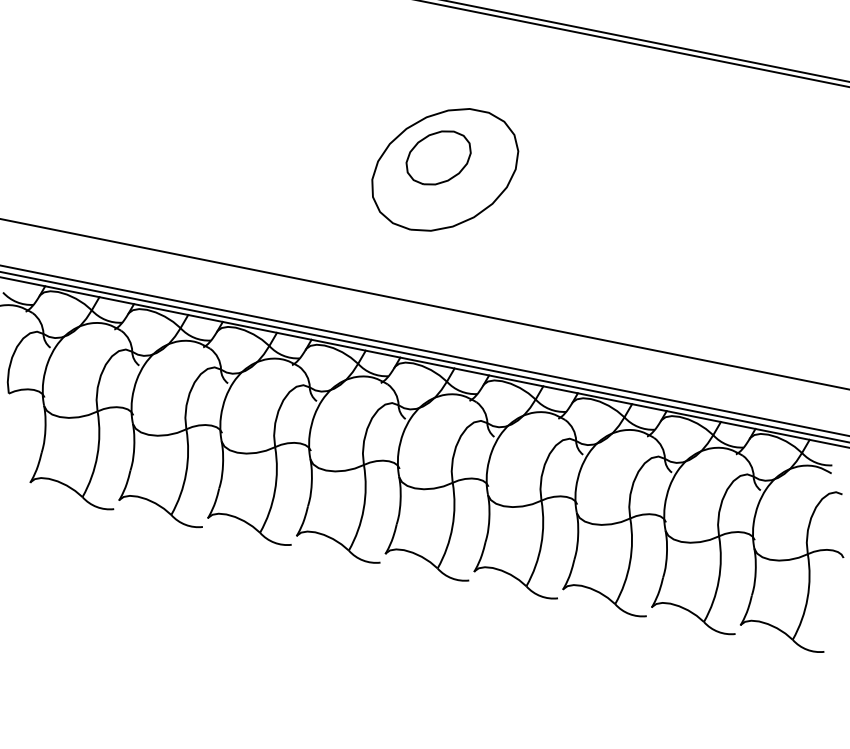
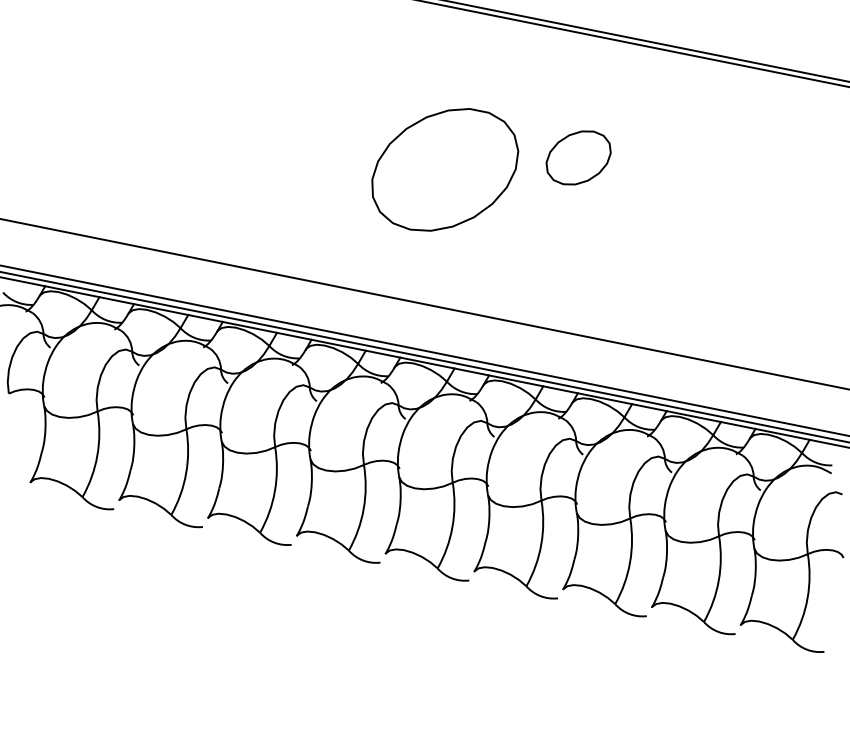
part position: (438, 157) -> (578, 157) (578, 157)
